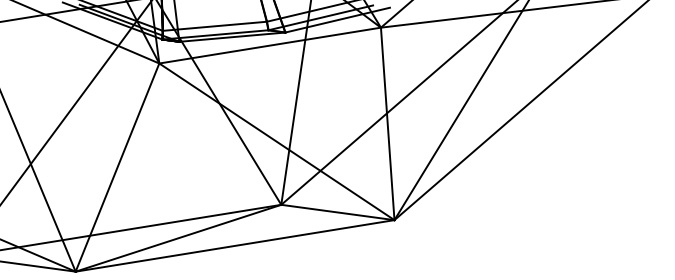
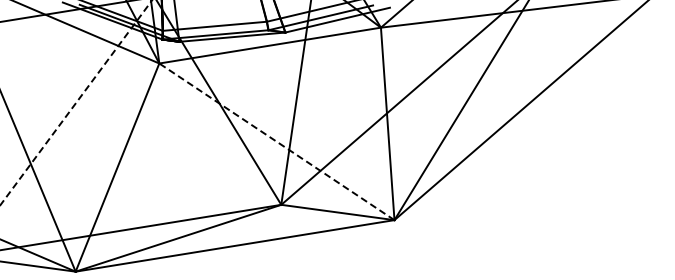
line: solid -> dashed (76, 103)
line: solid -> dashed (276, 141)
